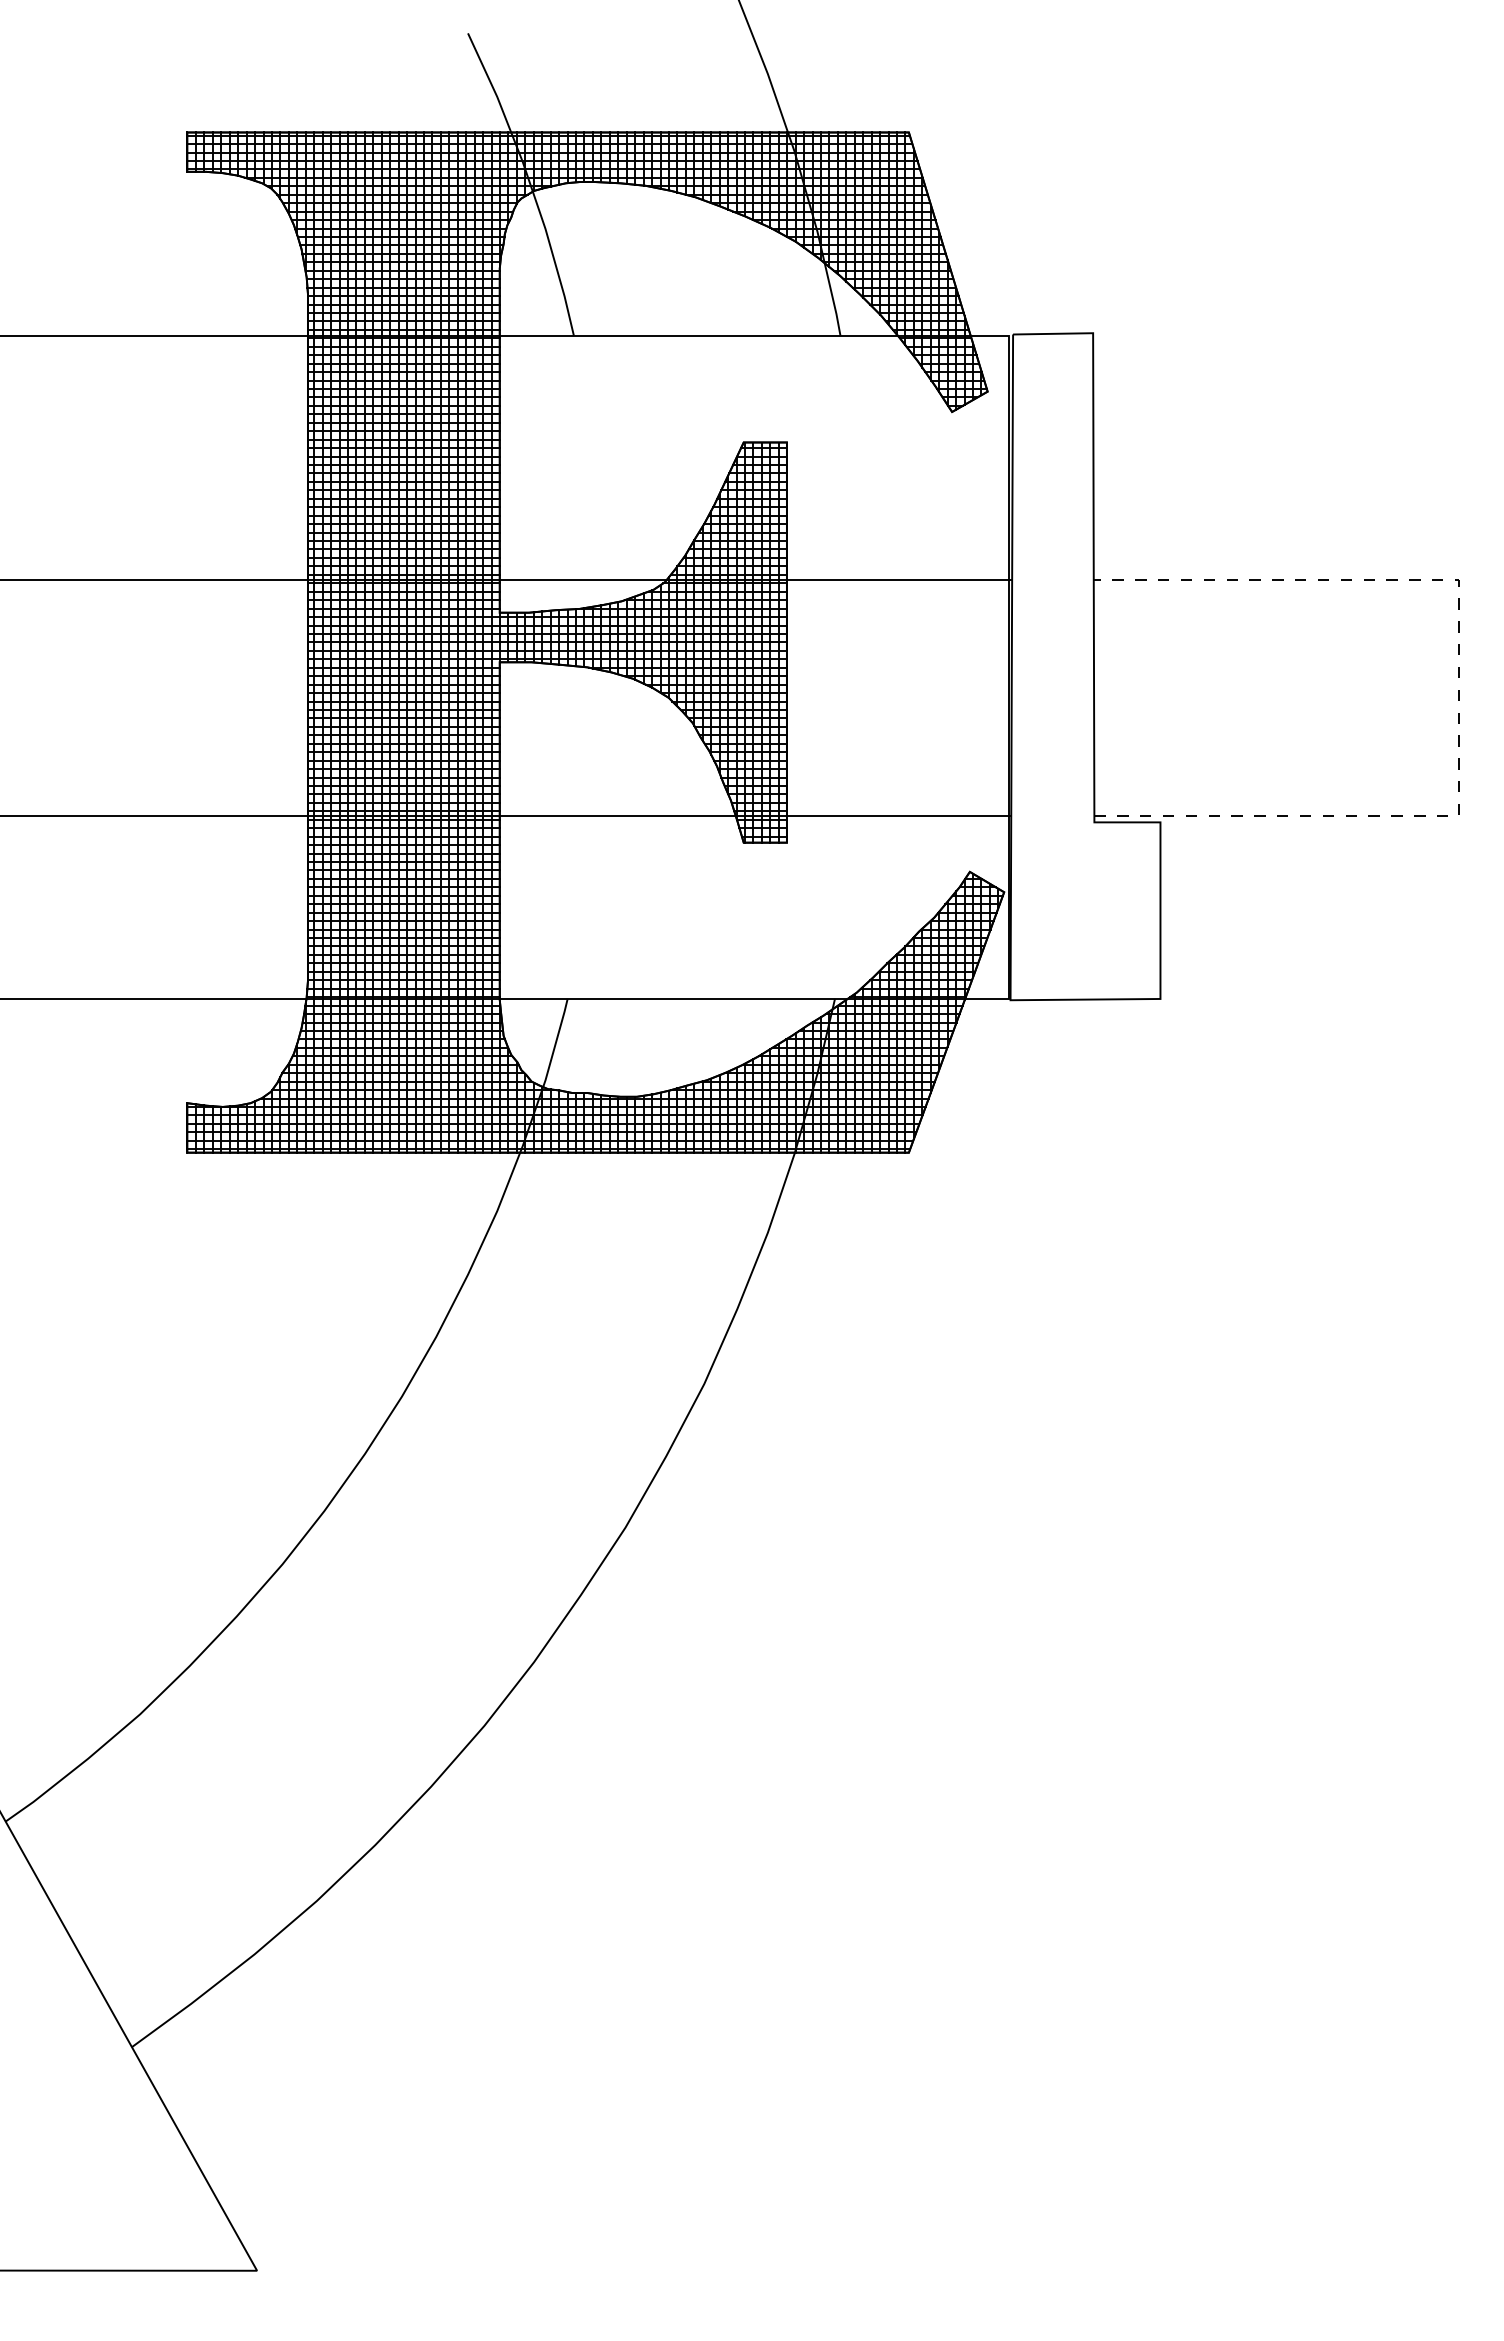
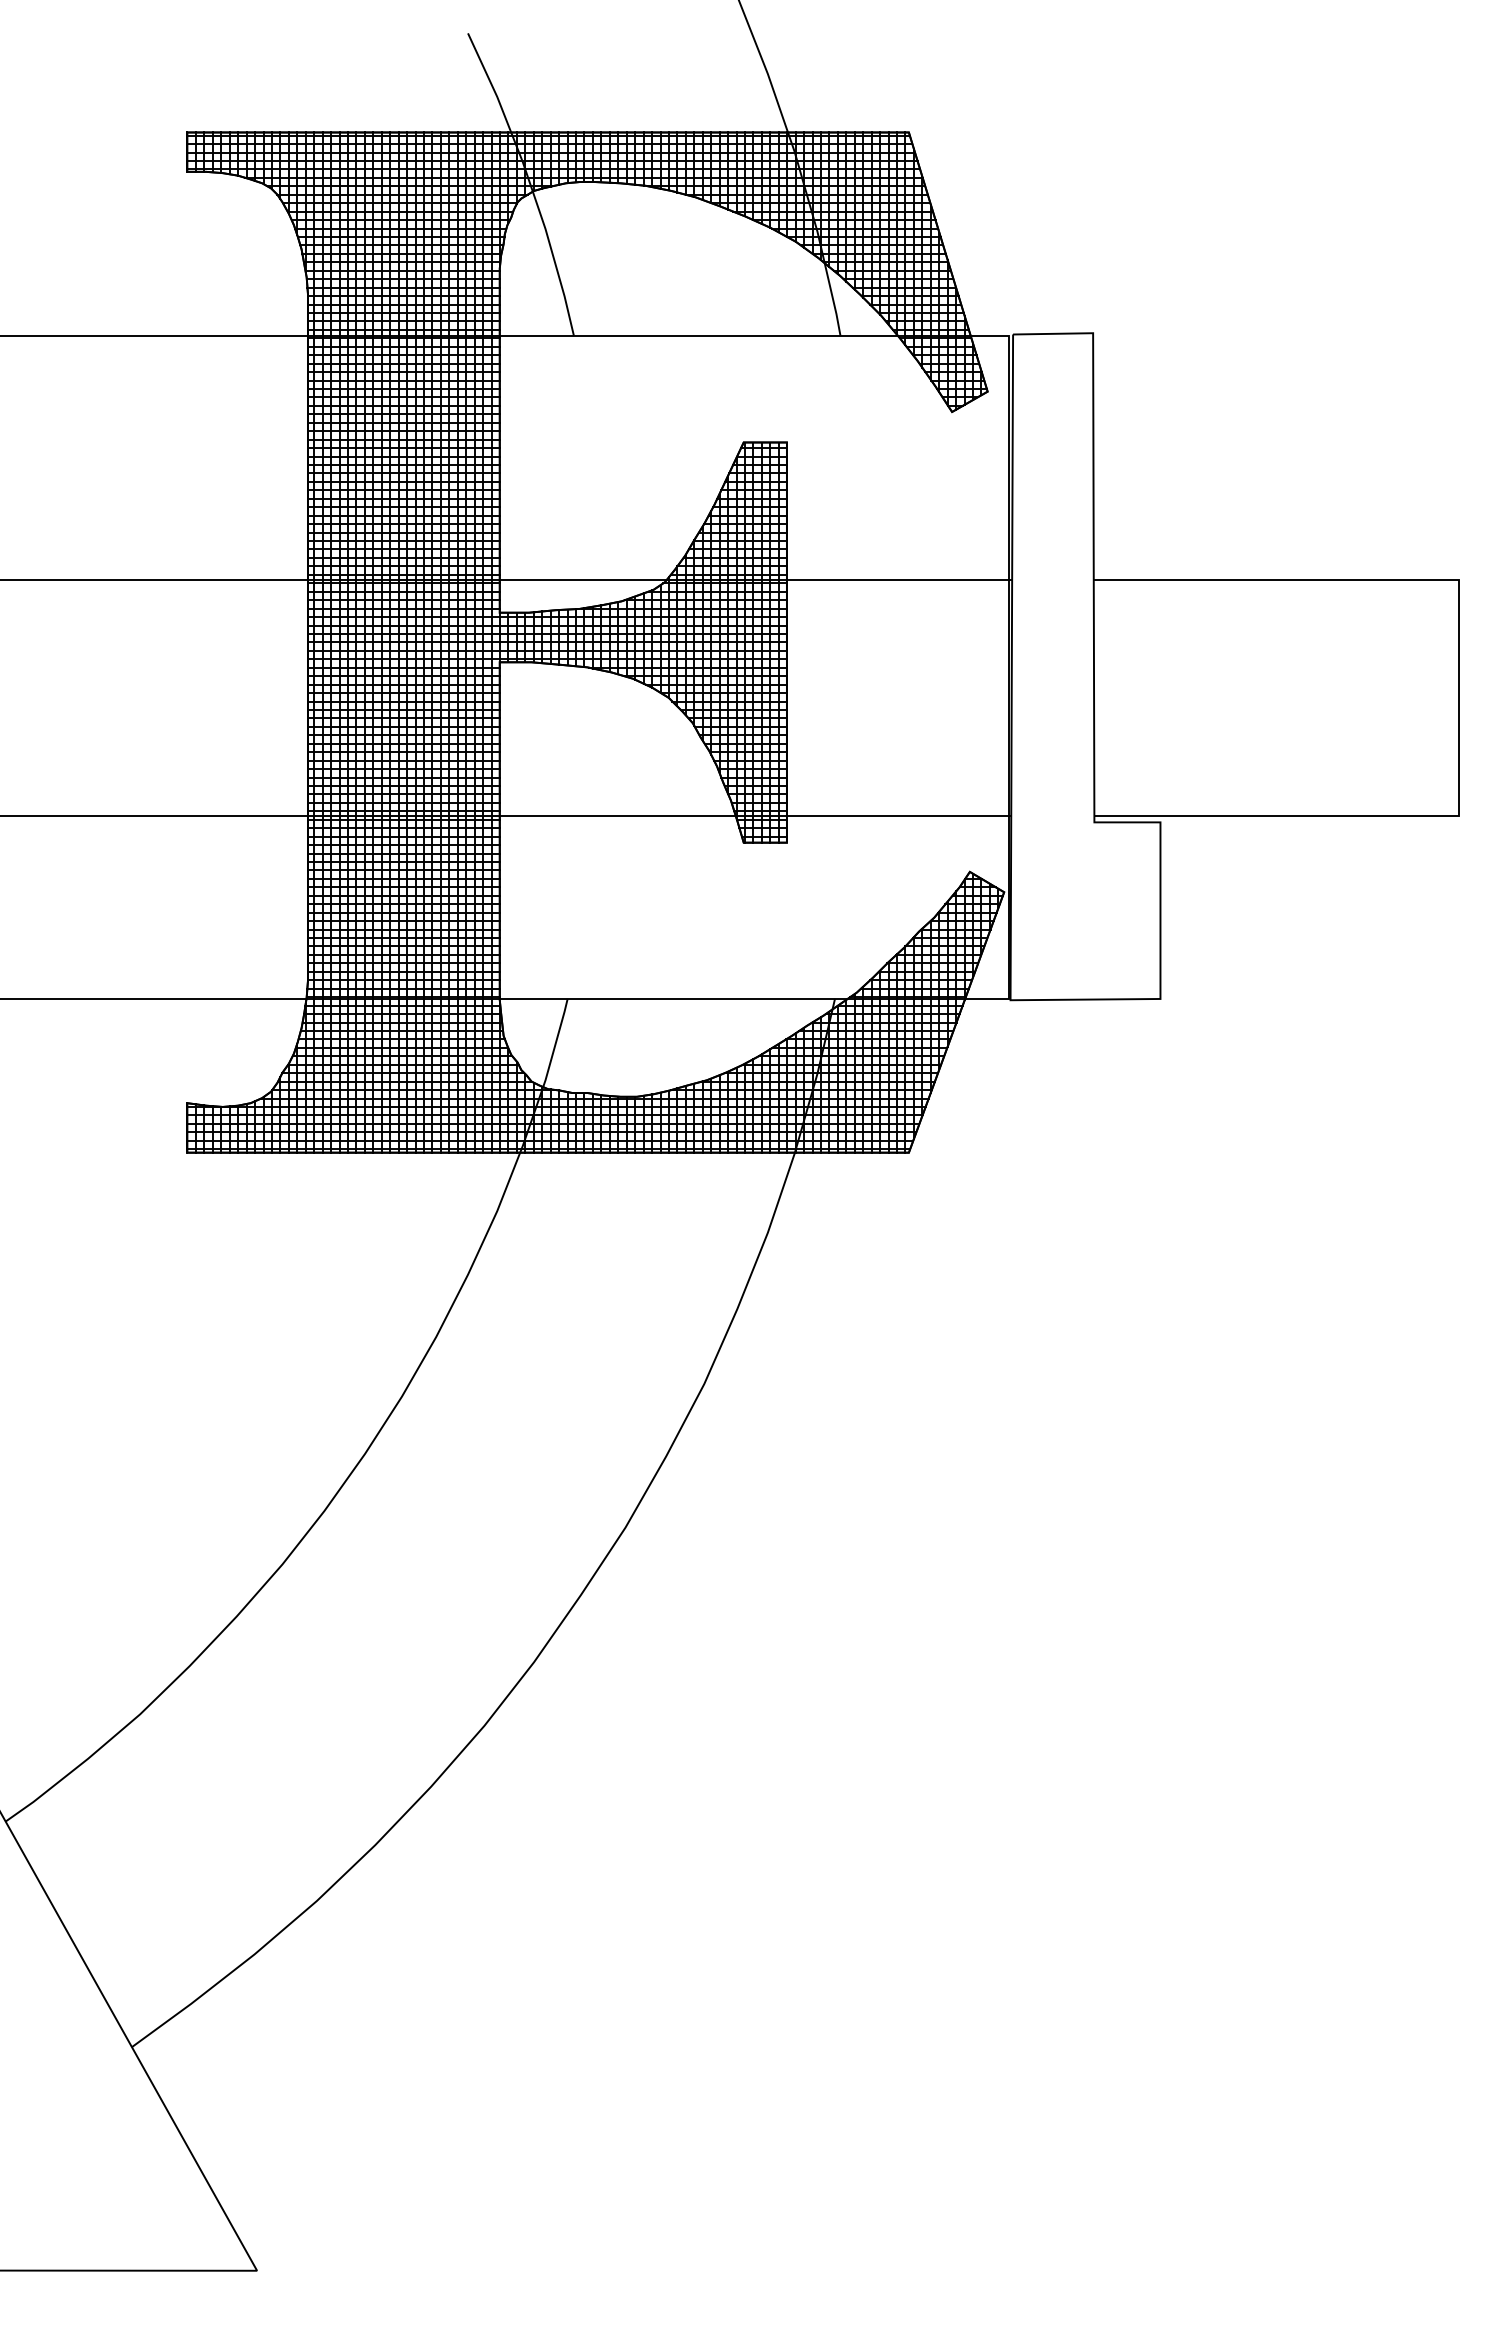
line: dashed -> solid (1459, 697)
